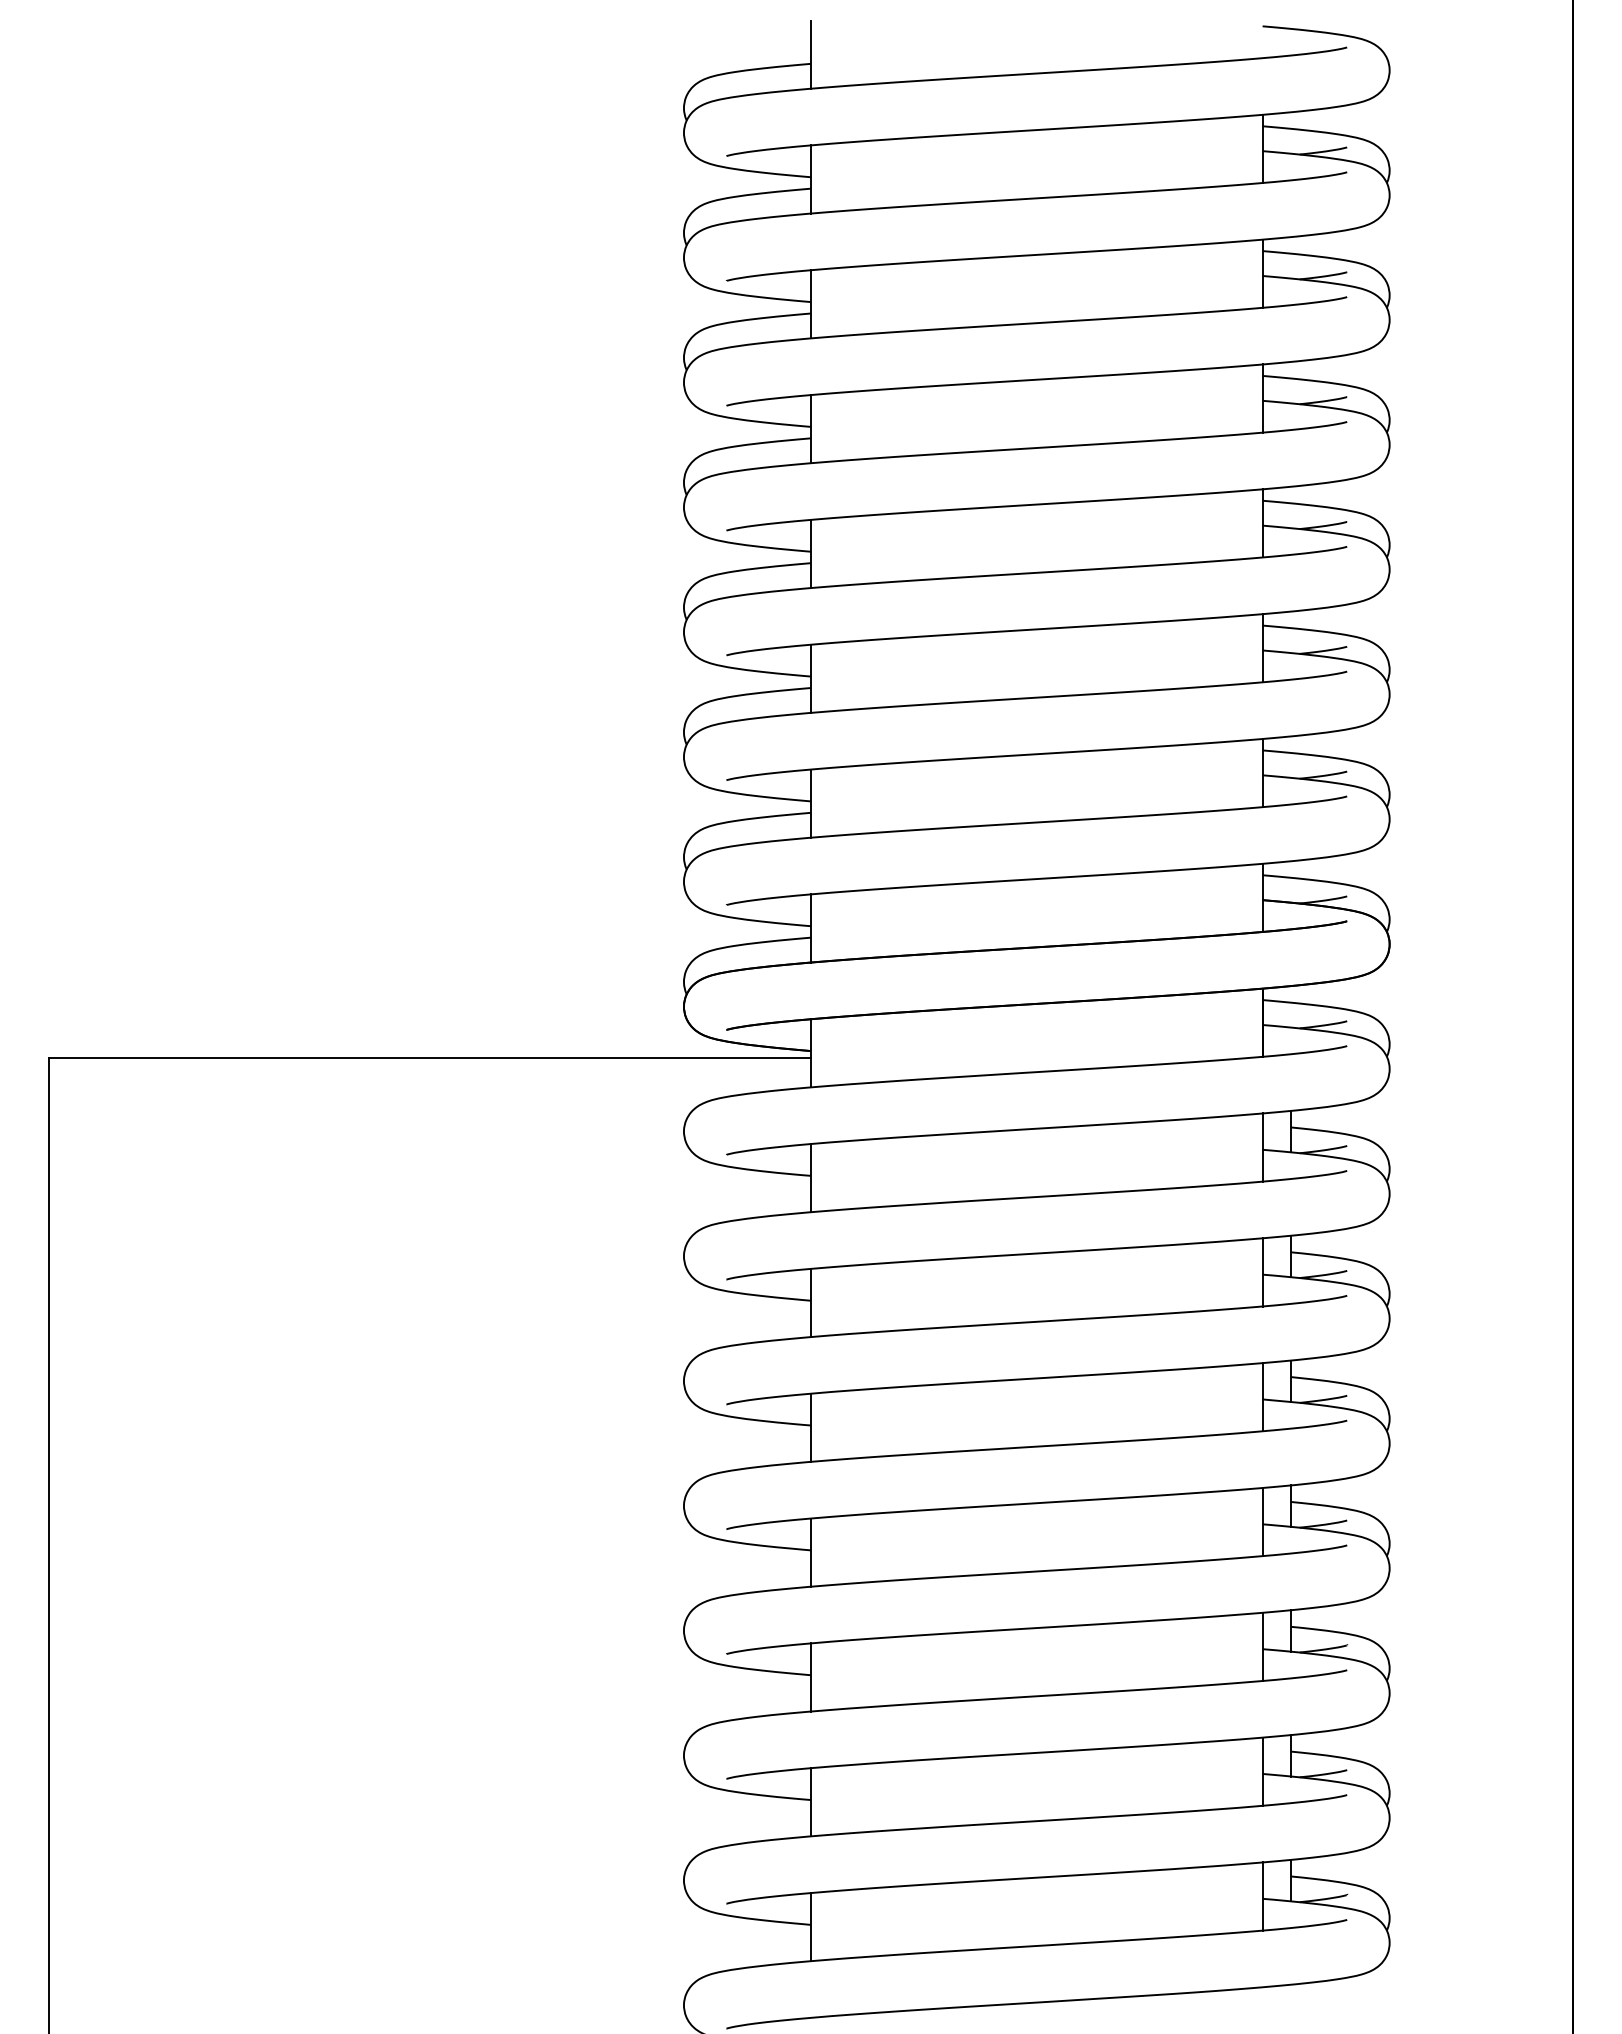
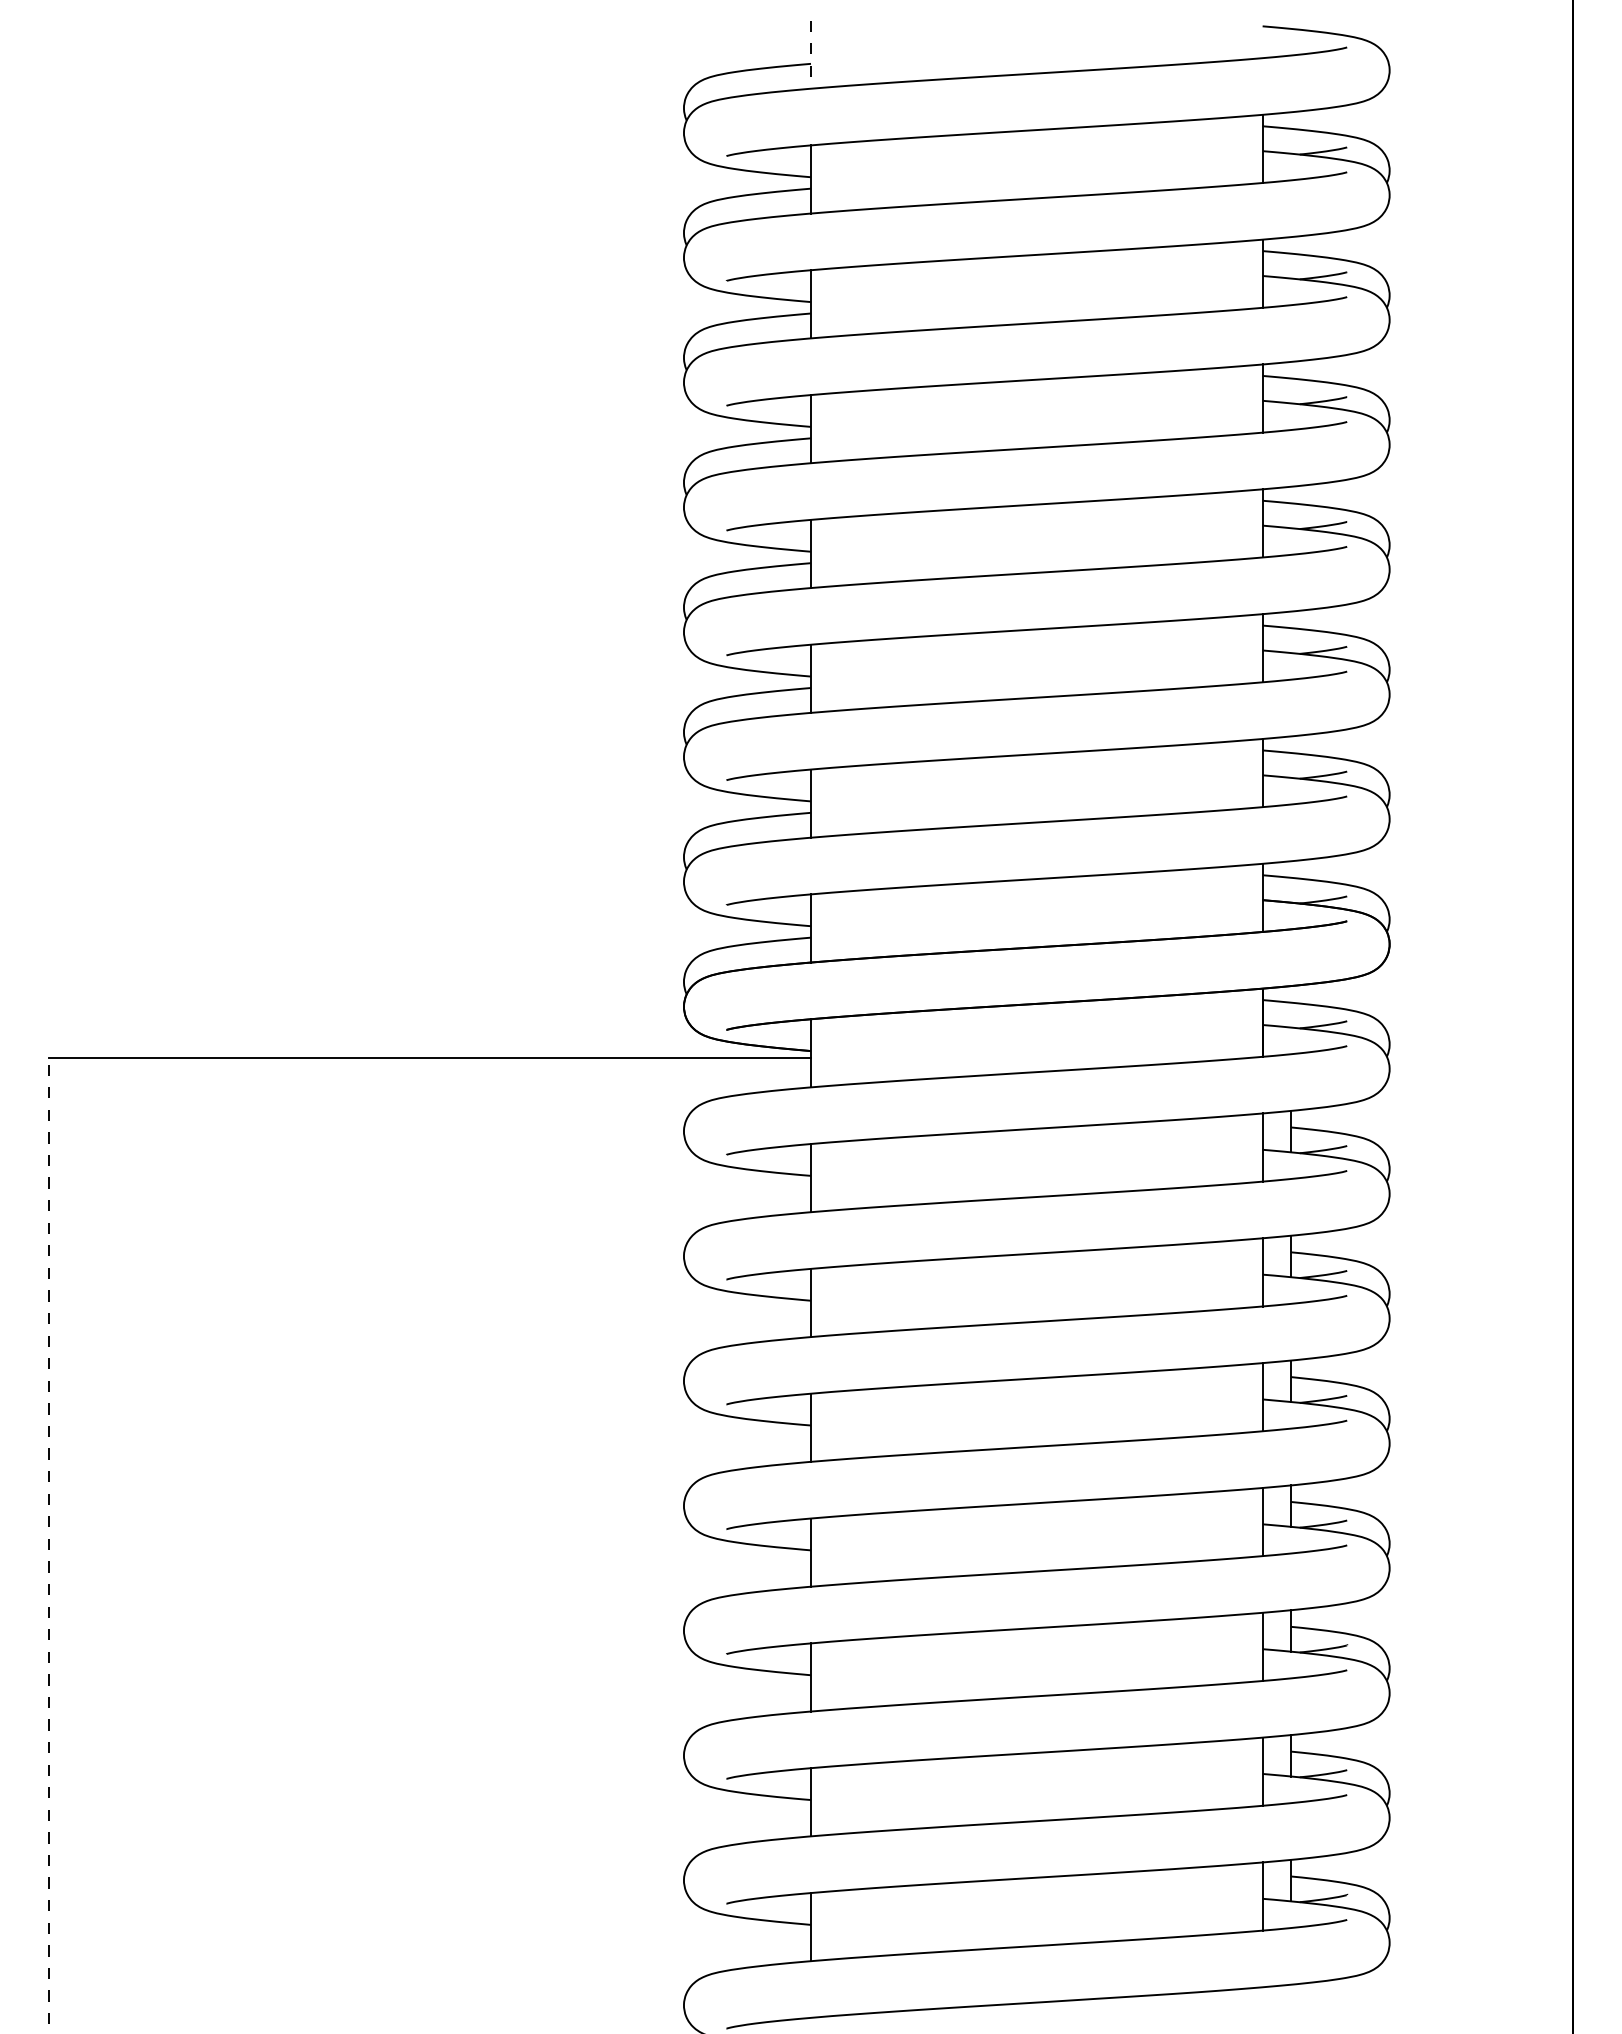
line: solid -> dashed (810, 55)
line: solid -> dashed (48, 1545)
